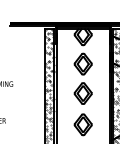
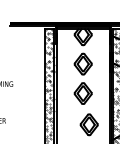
part position: (82, 124) -> (88, 124) (88, 124)
